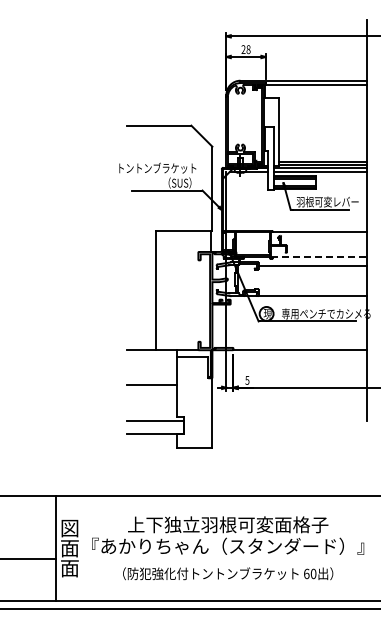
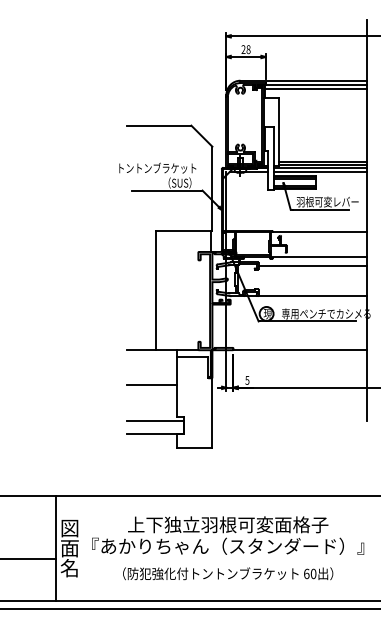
line: none -> present (315, 88)
line: dashed -> solid (319, 257)
text: 面 -> 名 (69, 568)
